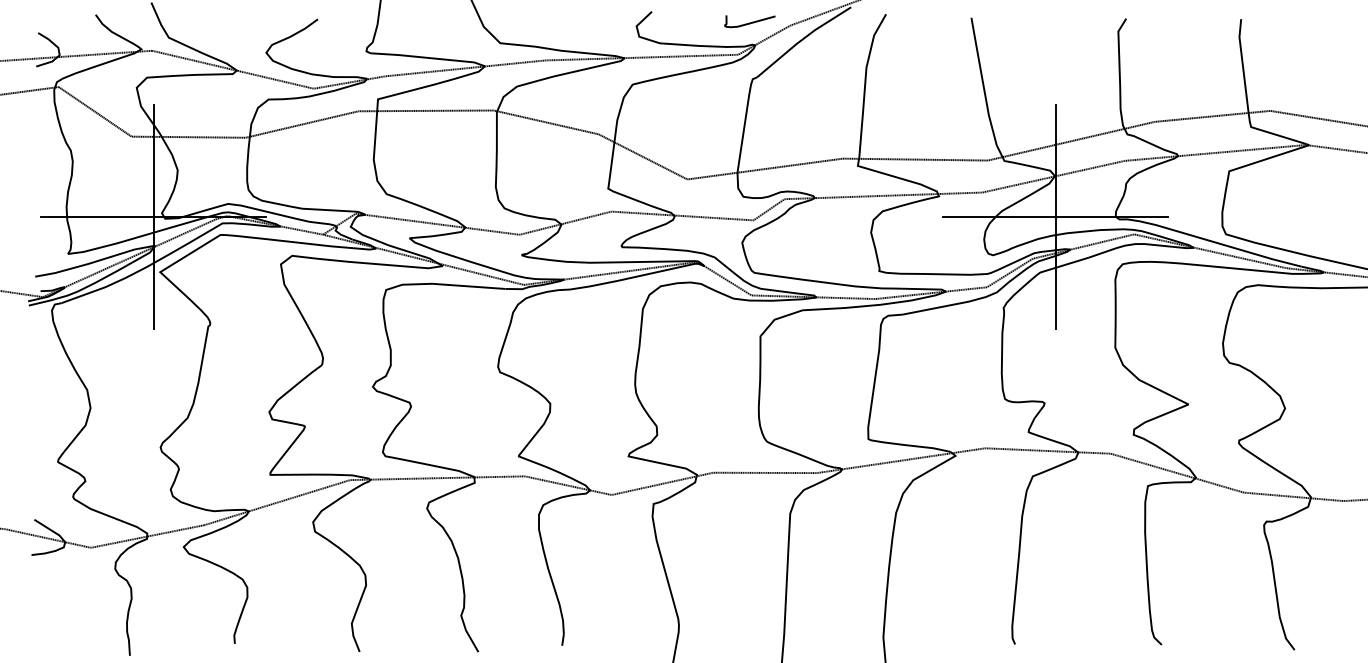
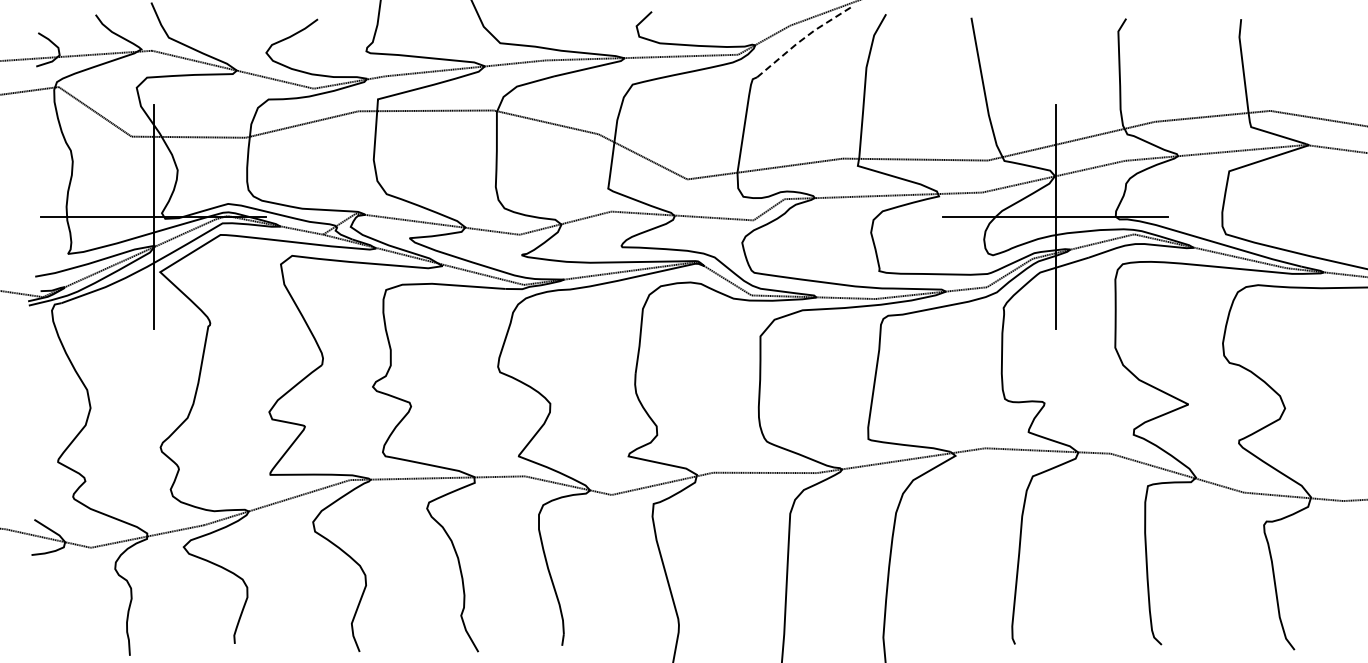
curve: present -> none (749, 22)
line: solid -> dashed (802, 39)
